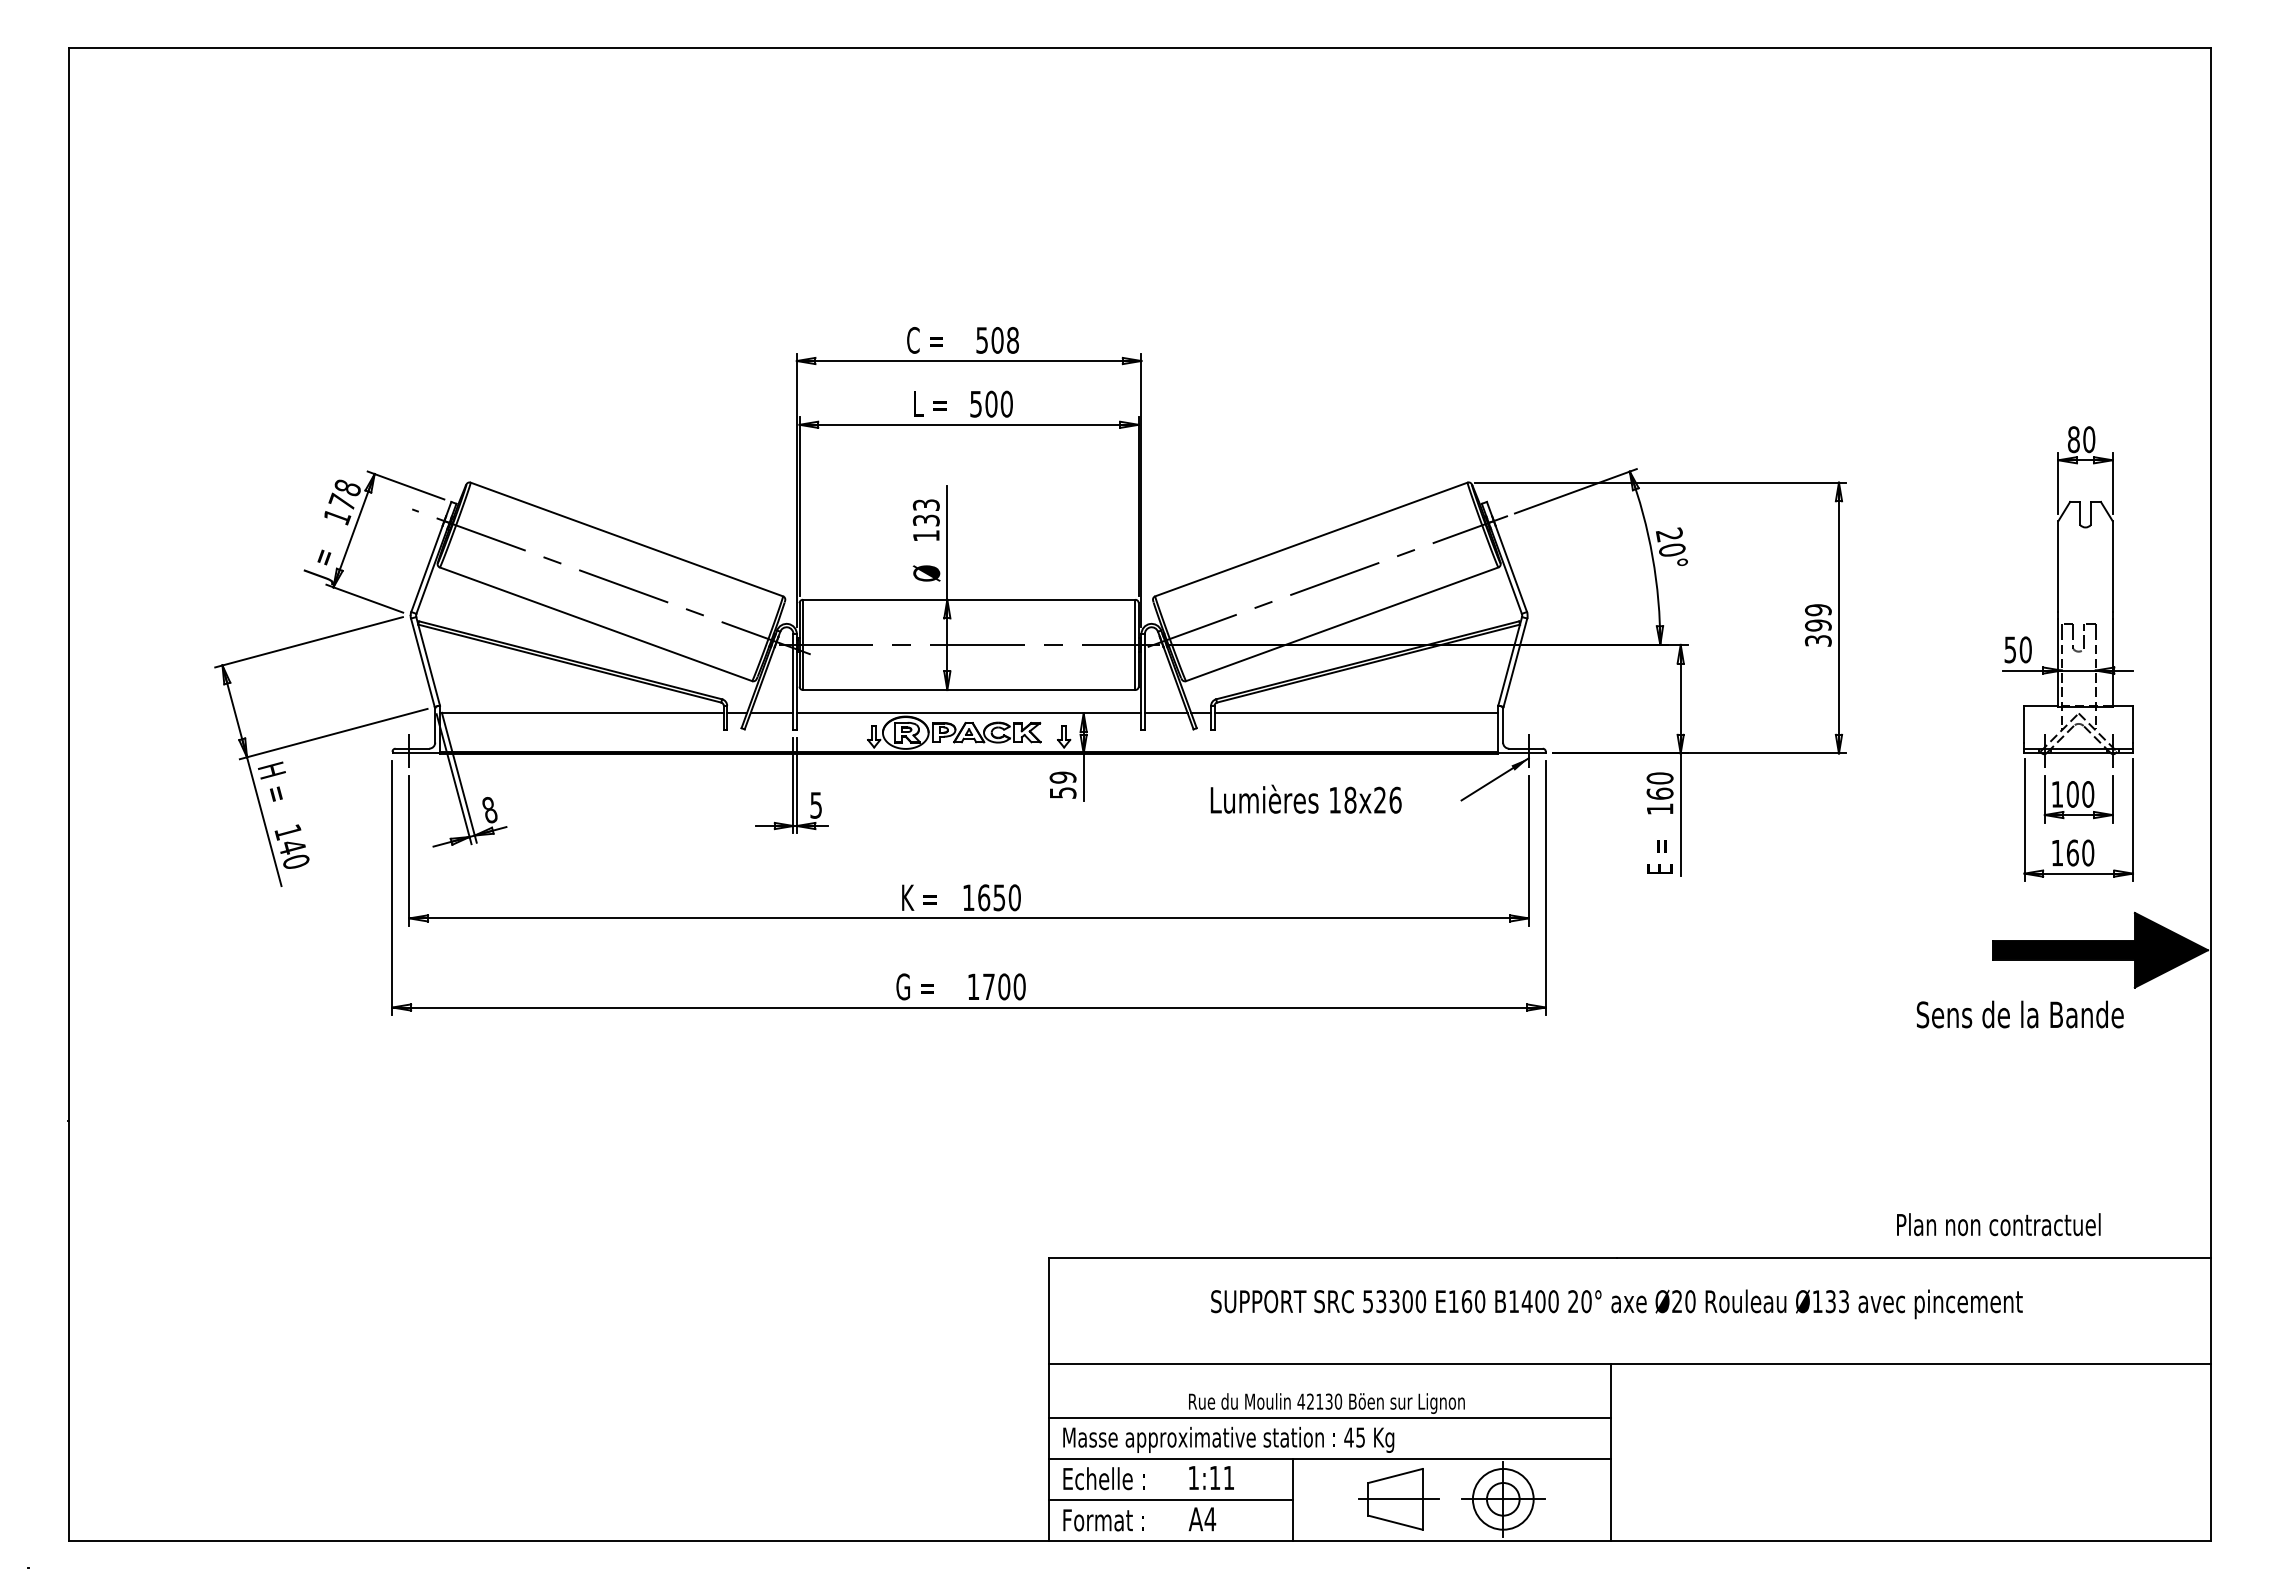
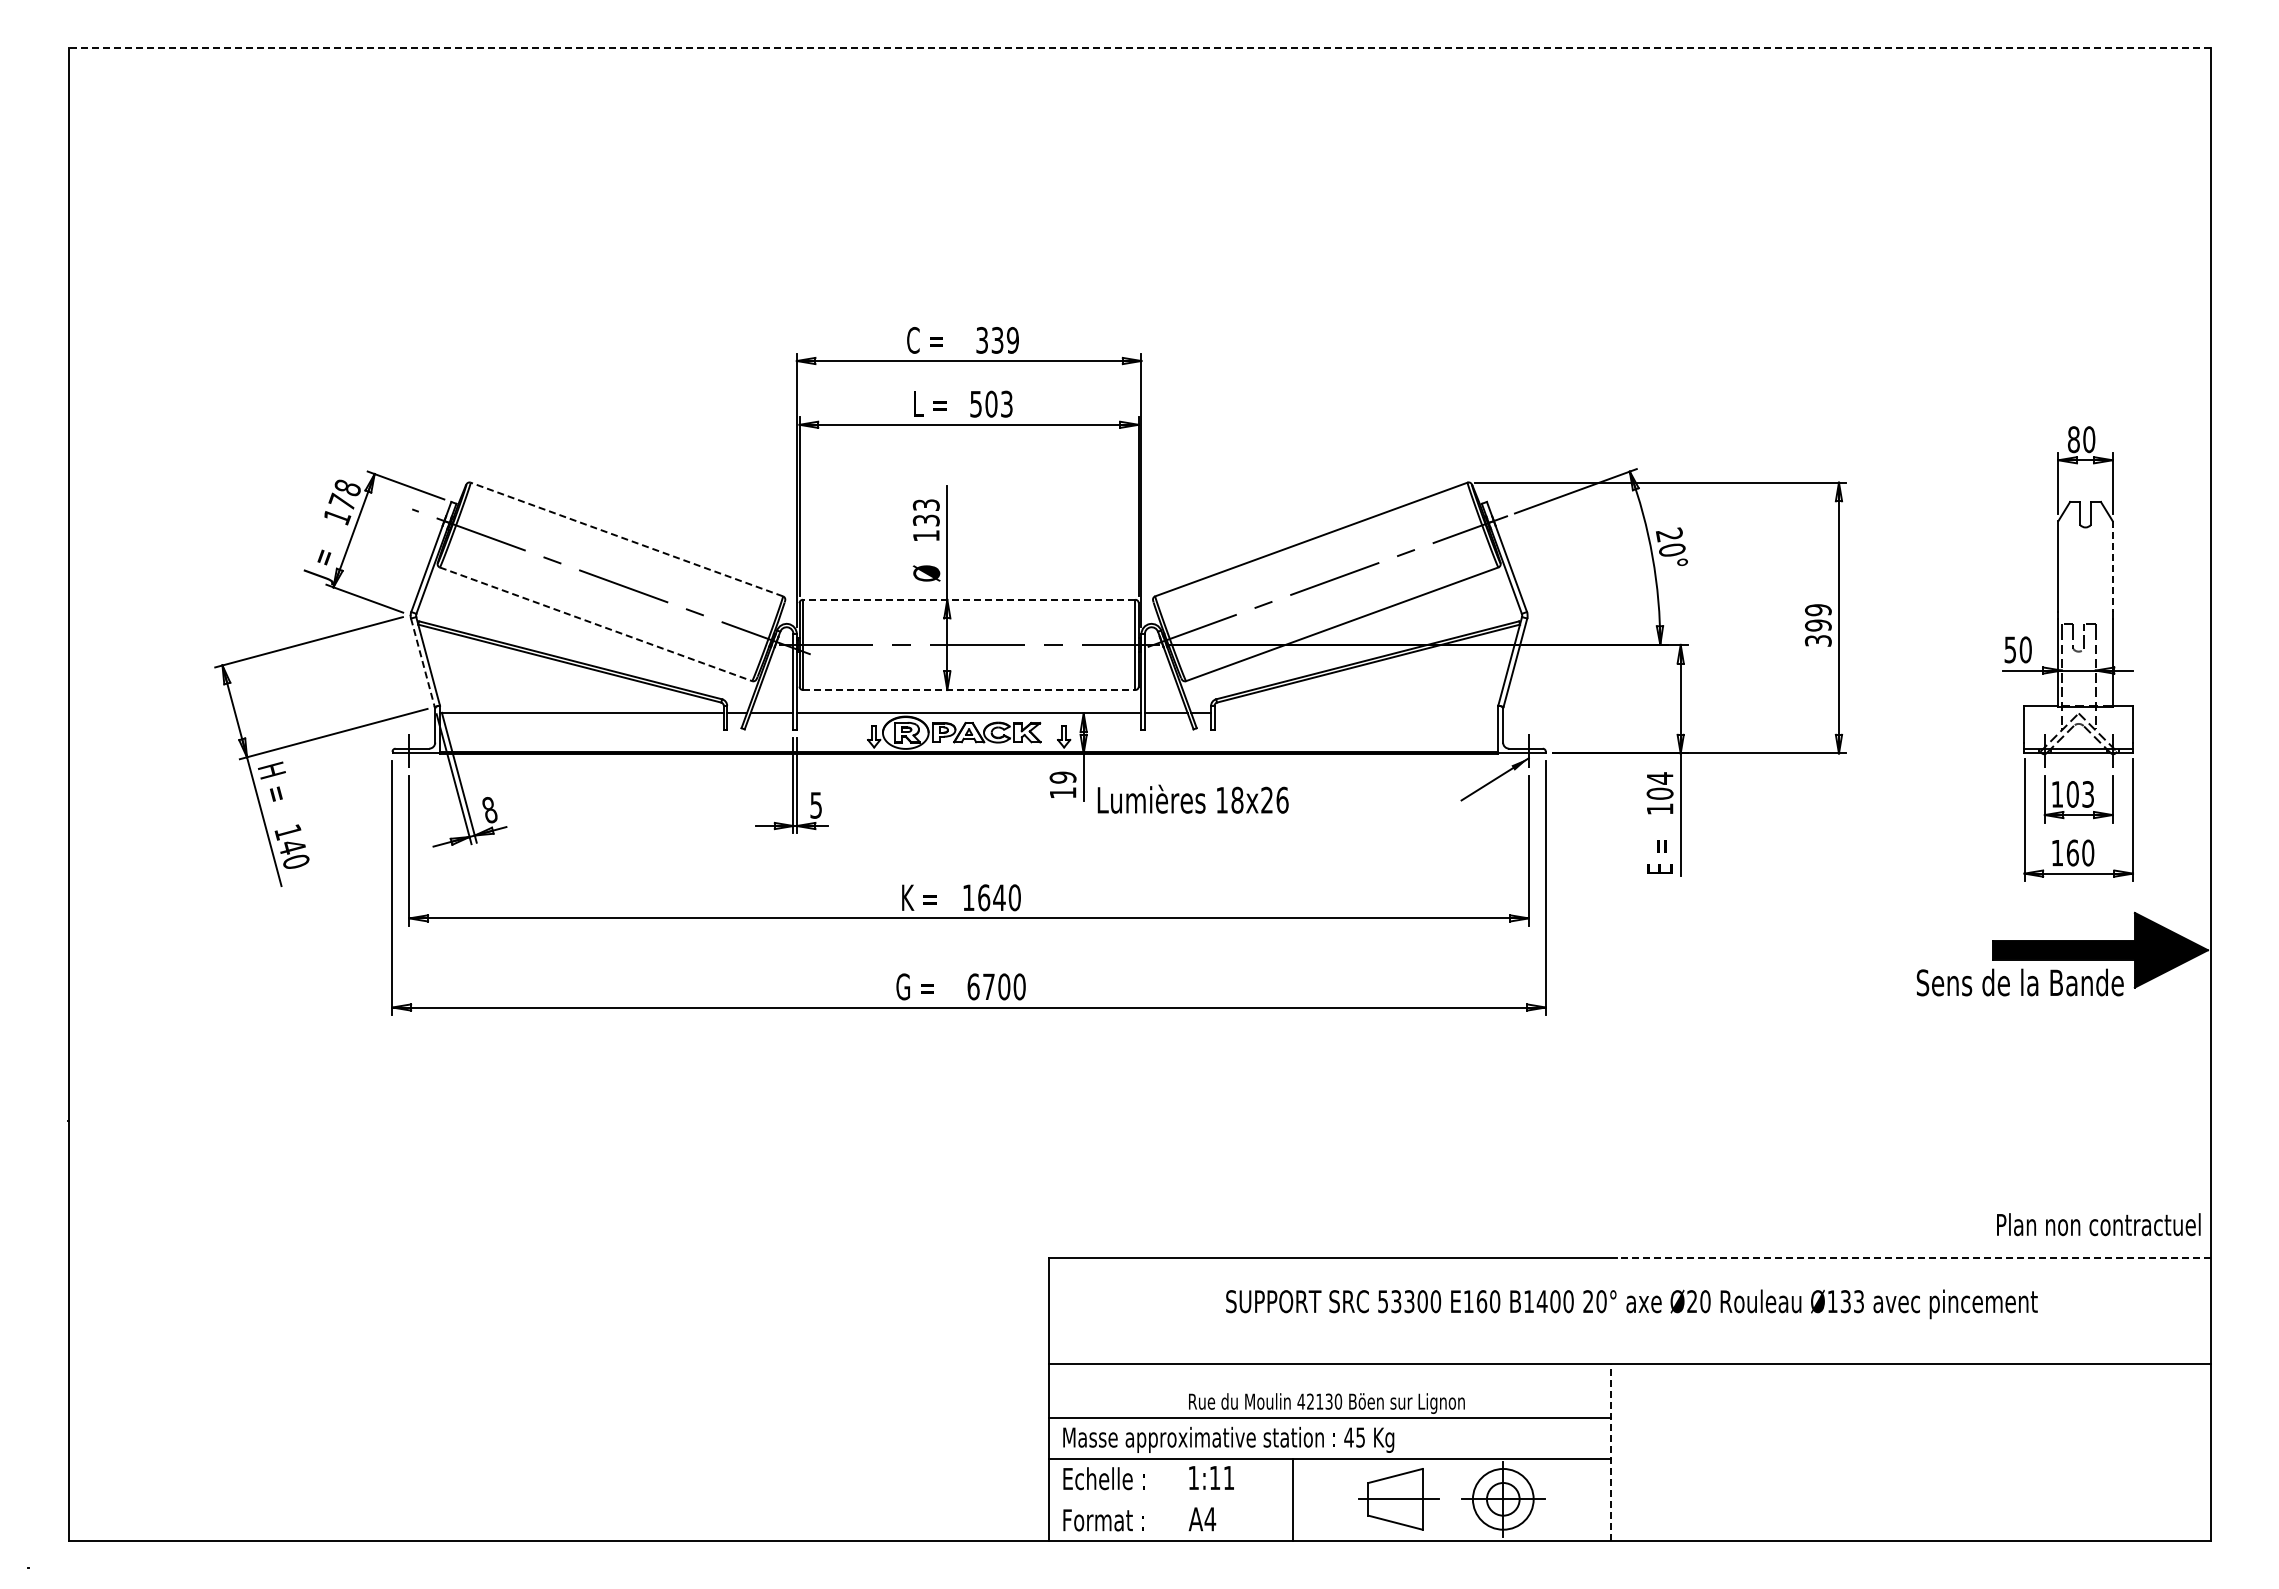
line: solid -> dashed (1139, 47)
text: 508 -> 339 (997, 340)
text: 500 -> 503 (1006, 403)
line: solid -> dashed (626, 539)
line: solid -> dashed (2112, 567)
line: solid -> dashed (968, 599)
line: solid -> dashed (596, 624)
line: solid -> dashed (422, 662)
line: solid -> dashed (969, 690)
line: present -> none (1356, 713)
text: 160 -> 104 (1659, 785)
text: 59 -> 19 (1063, 792)
text: 100 -> 103 (2088, 794)
text position: (1305, 798) -> (1192, 798) (1192, 798)
text: 1650 -> 1640 (999, 897)
text: 1700 -> 6700 (973, 986)
text position: (2019, 1014) -> (2019, 982) (2019, 982)
text position: (1998, 1224) -> (2098, 1224) (2098, 1224)
line: solid -> dashed (1913, 1257)
text position: (1616, 1304) -> (1631, 1304) (1631, 1304)
line: solid -> dashed (1611, 1452)
line: present -> none (1170, 1500)
